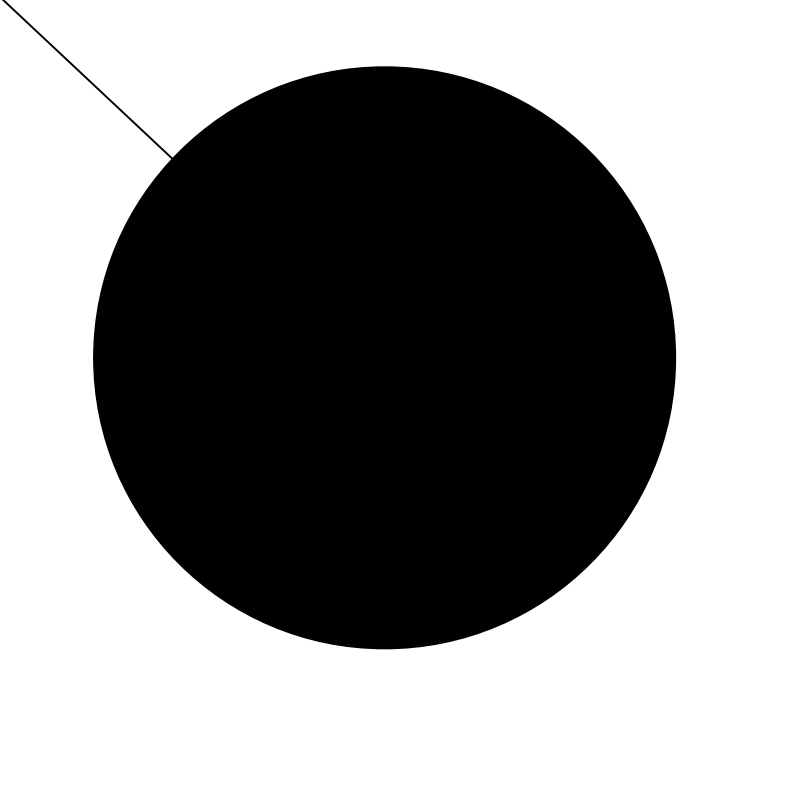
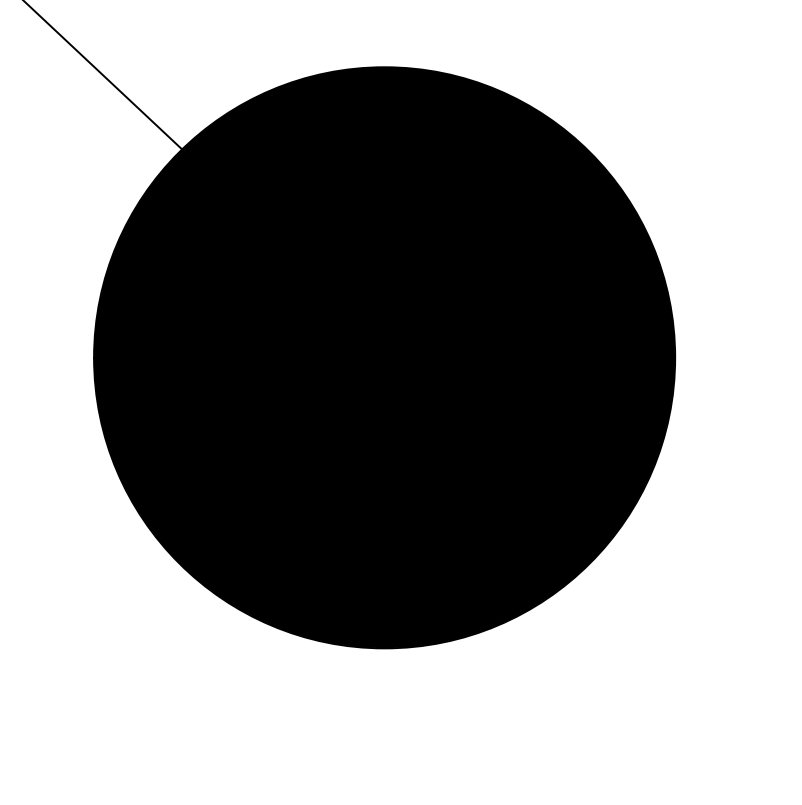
line position: (88, 80) -> (103, 75) (103, 75)
